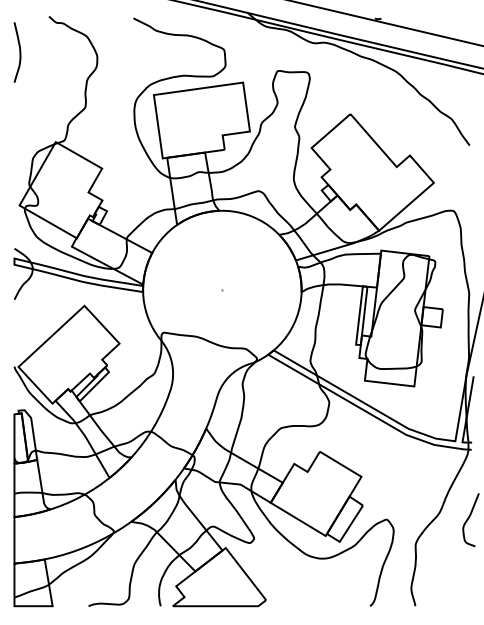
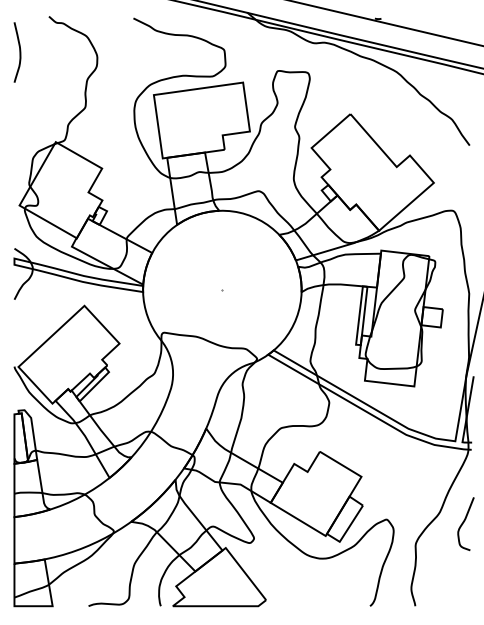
curve position: (468, 520) -> (463, 524) (463, 524)
